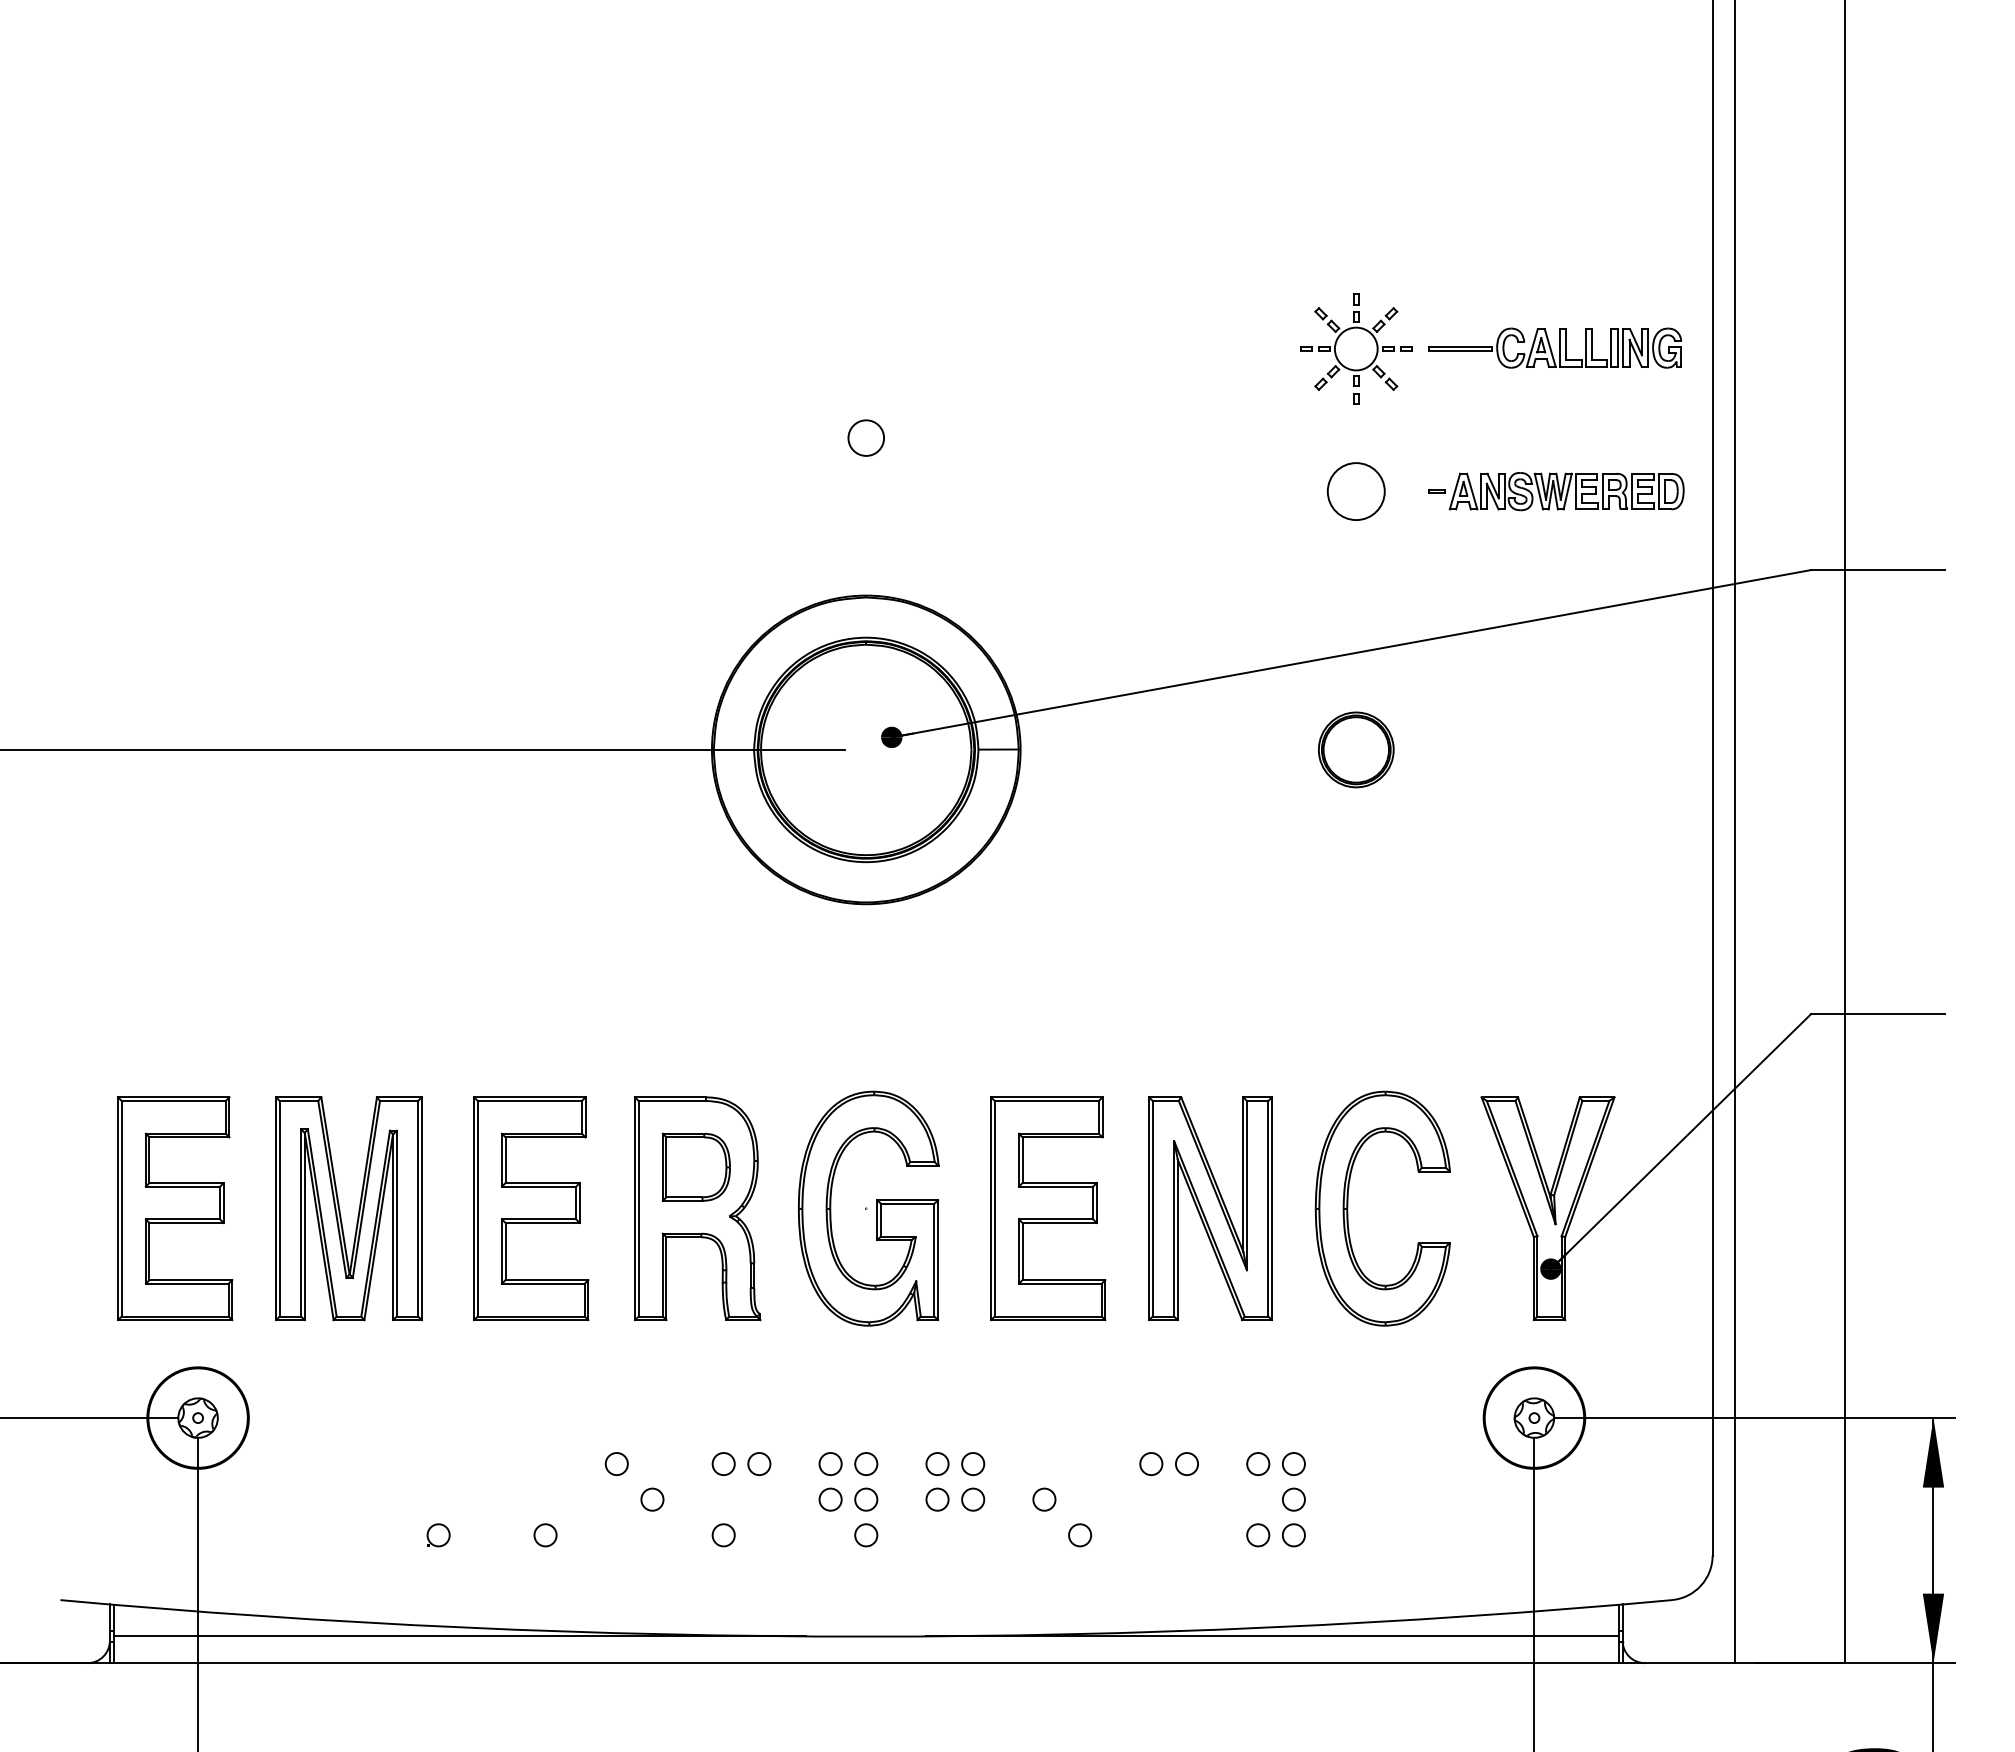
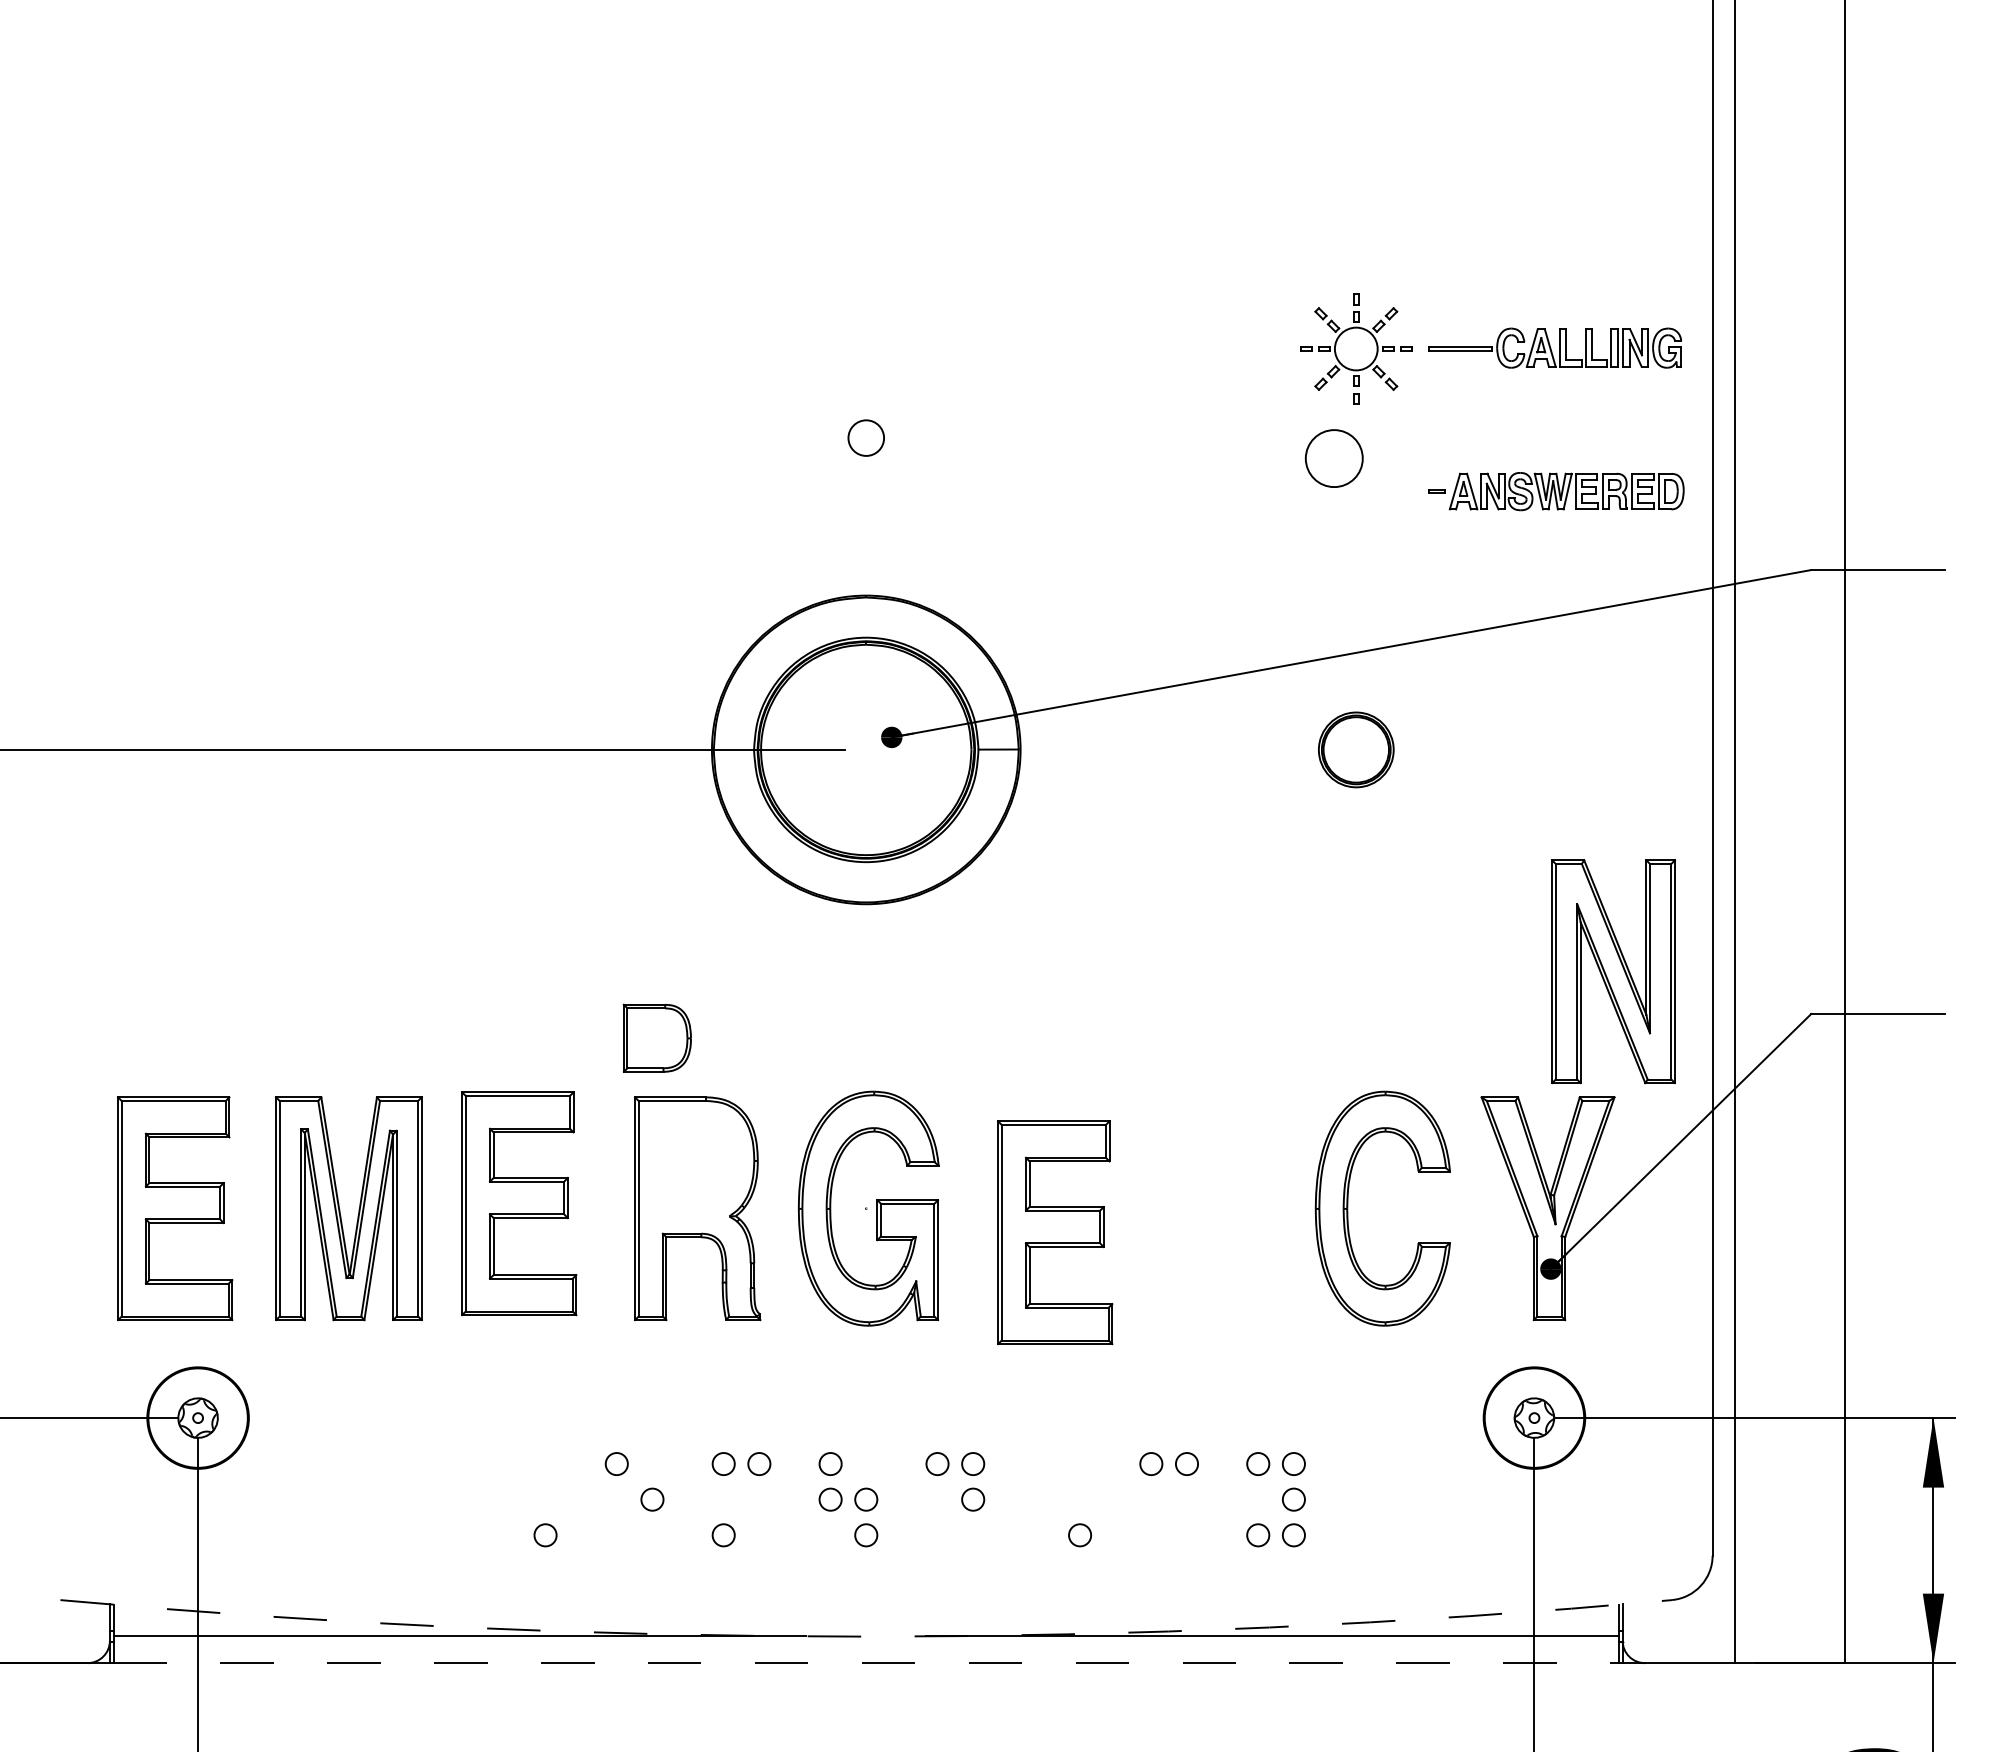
circle position: (1355, 491) -> (1333, 458) (1333, 458)
part position: (695, 1166) -> (656, 1037) (656, 1037)
part position: (531, 1208) -> (519, 1203) (519, 1203)
part position: (1048, 1208) -> (1055, 1232) (1055, 1232)
part position: (1210, 1208) -> (1613, 971) (1613, 971)
circle: present -> none (866, 1463)
circle: present -> none (937, 1499)
circle: present -> none (1044, 1499)
part: present -> none (438, 1535)
arc: solid -> dashed (866, 1636)
line: solid -> dashed (866, 1663)
